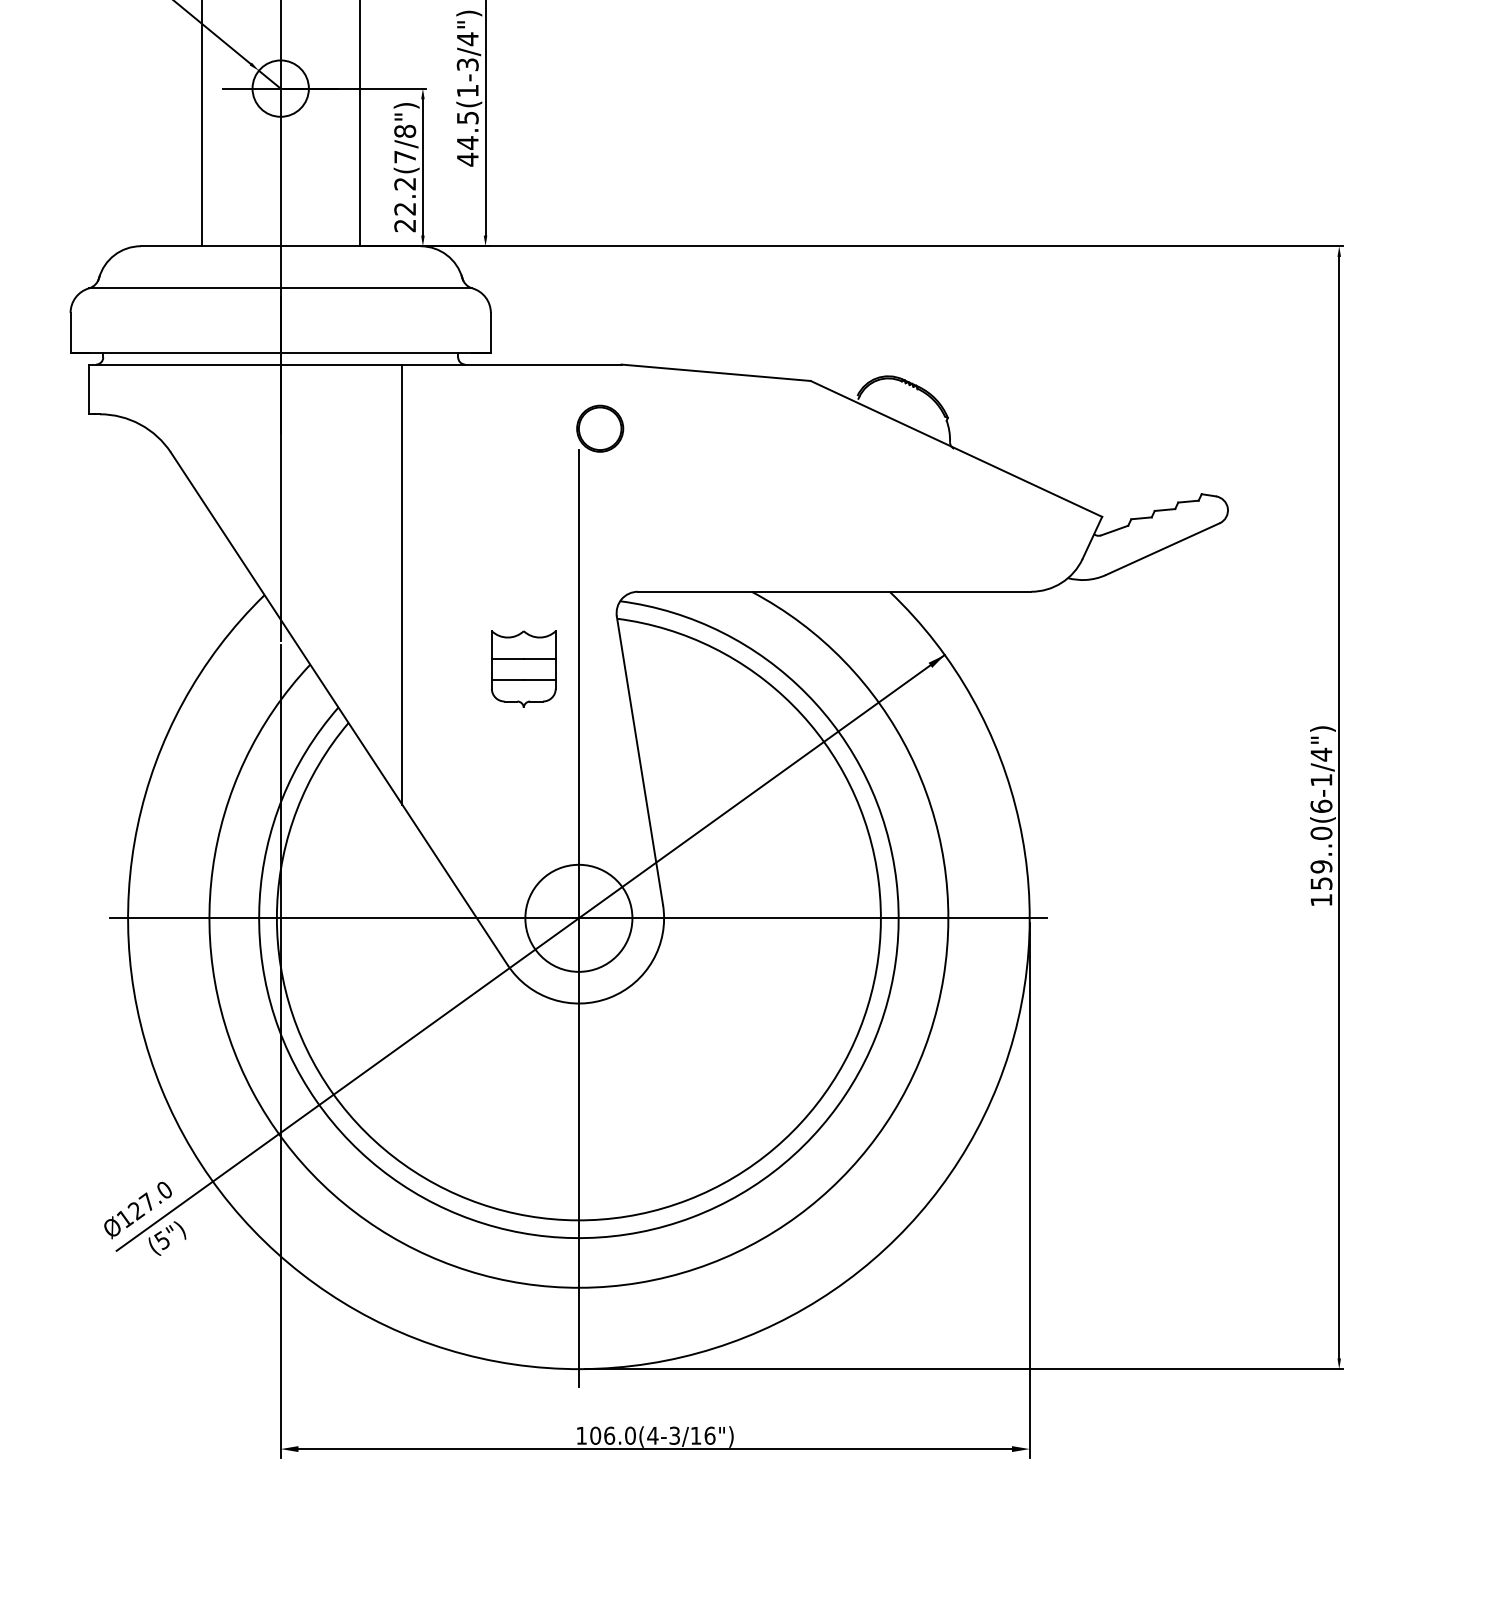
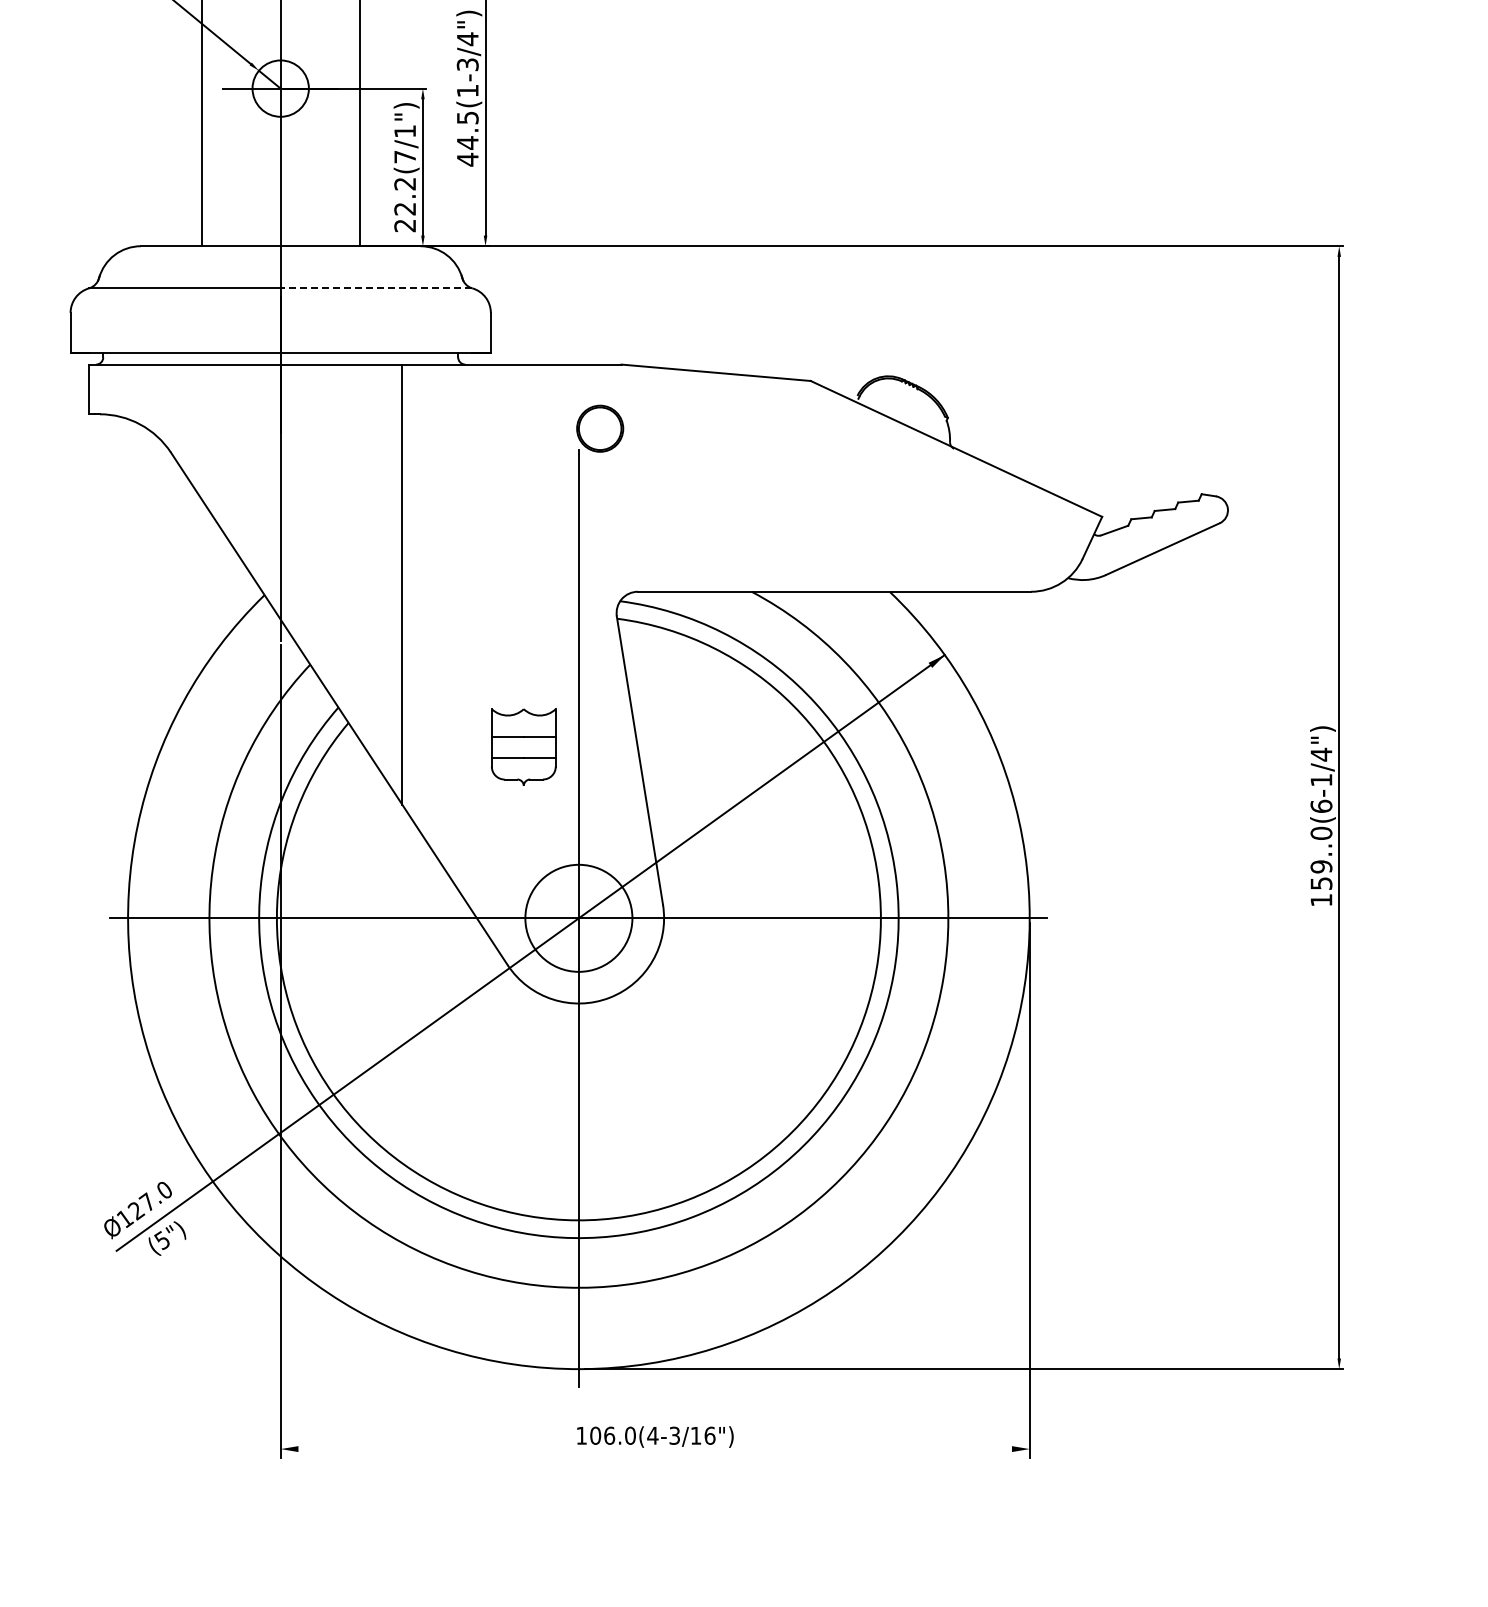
text: 22.2(7/8") -> 22.2(7/1") (405, 130)
line: solid -> dashed (376, 288)
part position: (523, 668) -> (523, 746) (523, 746)
line: present -> none (654, 1449)
